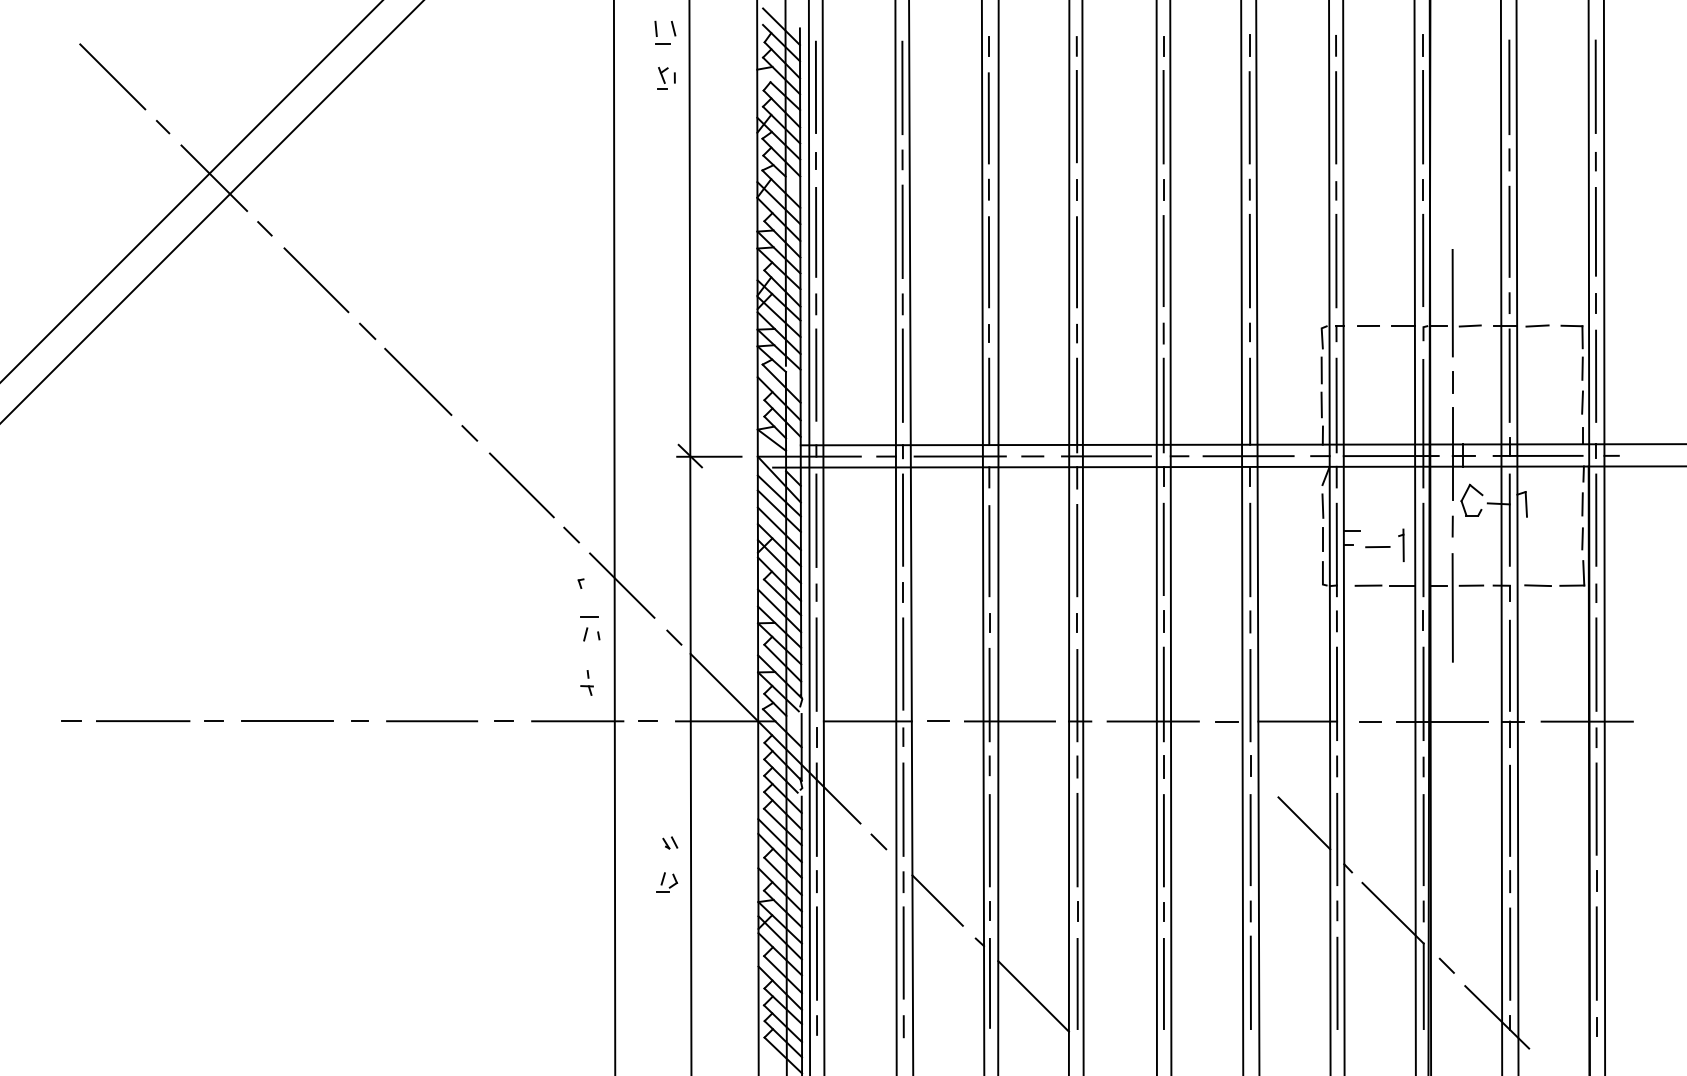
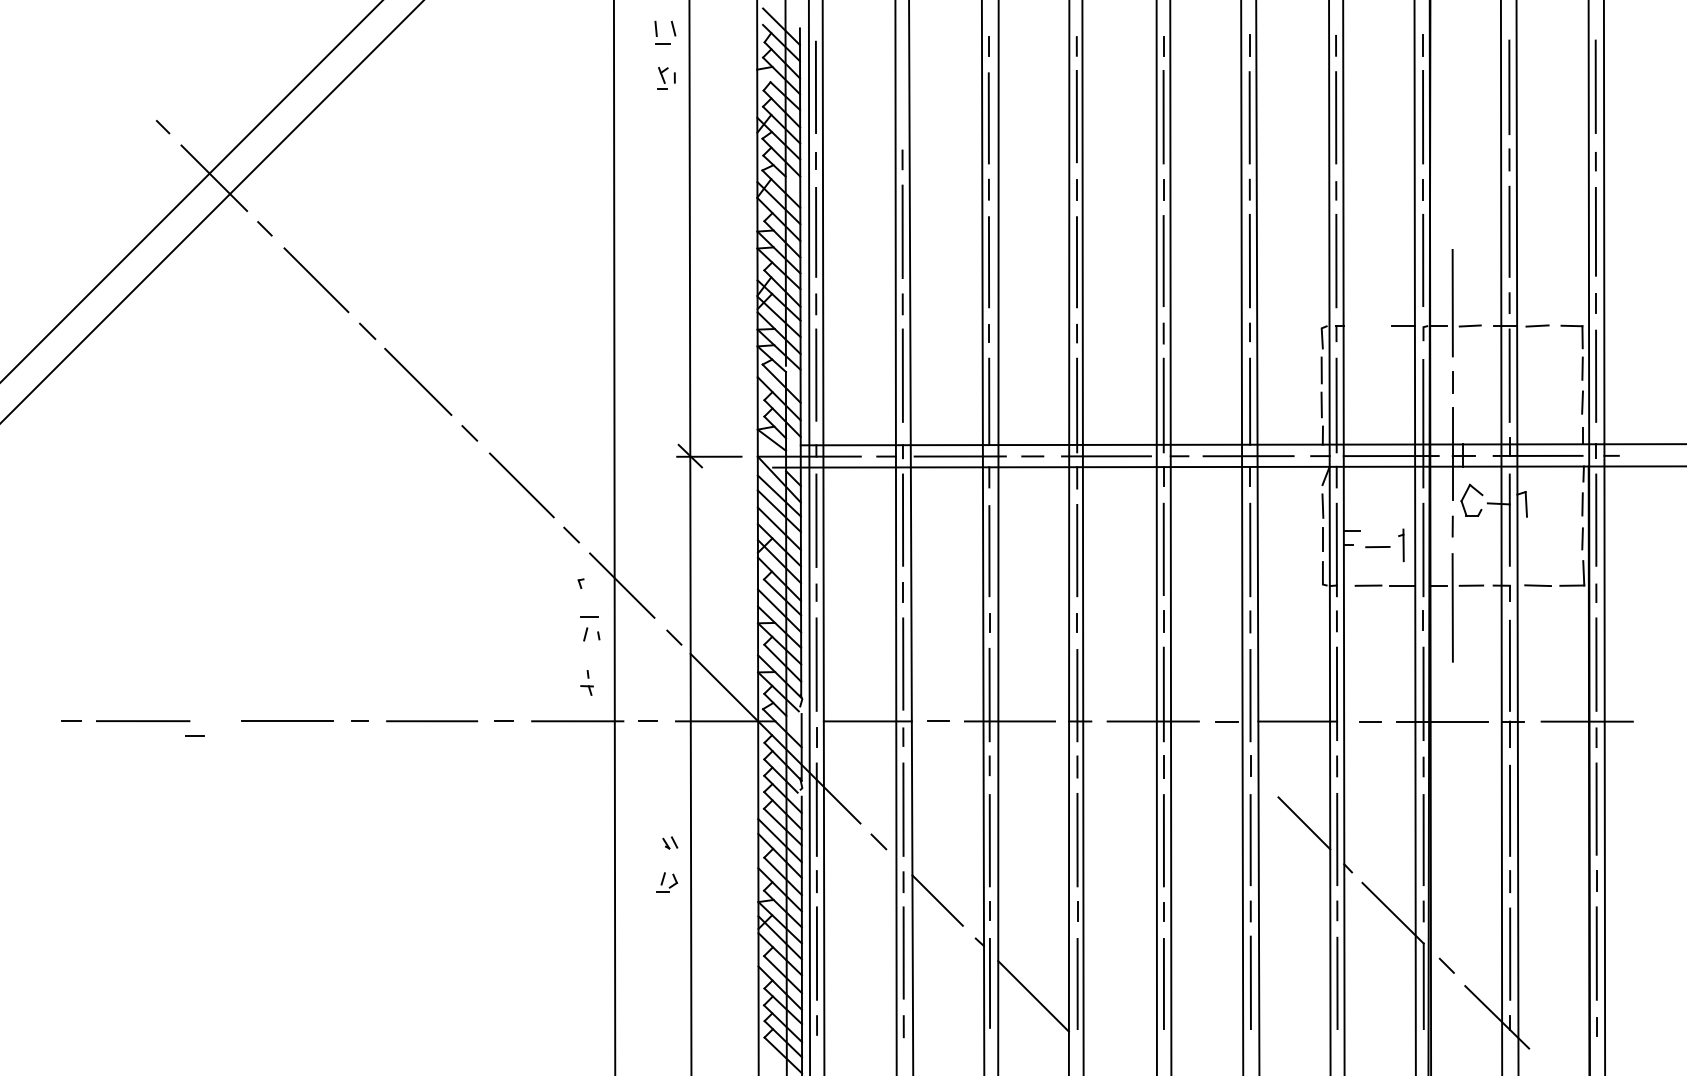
line: present -> none (112, 76)
line: present -> none (902, 87)
line: present -> none (1368, 325)
line position: (213, 720) -> (194, 735) (194, 735)
